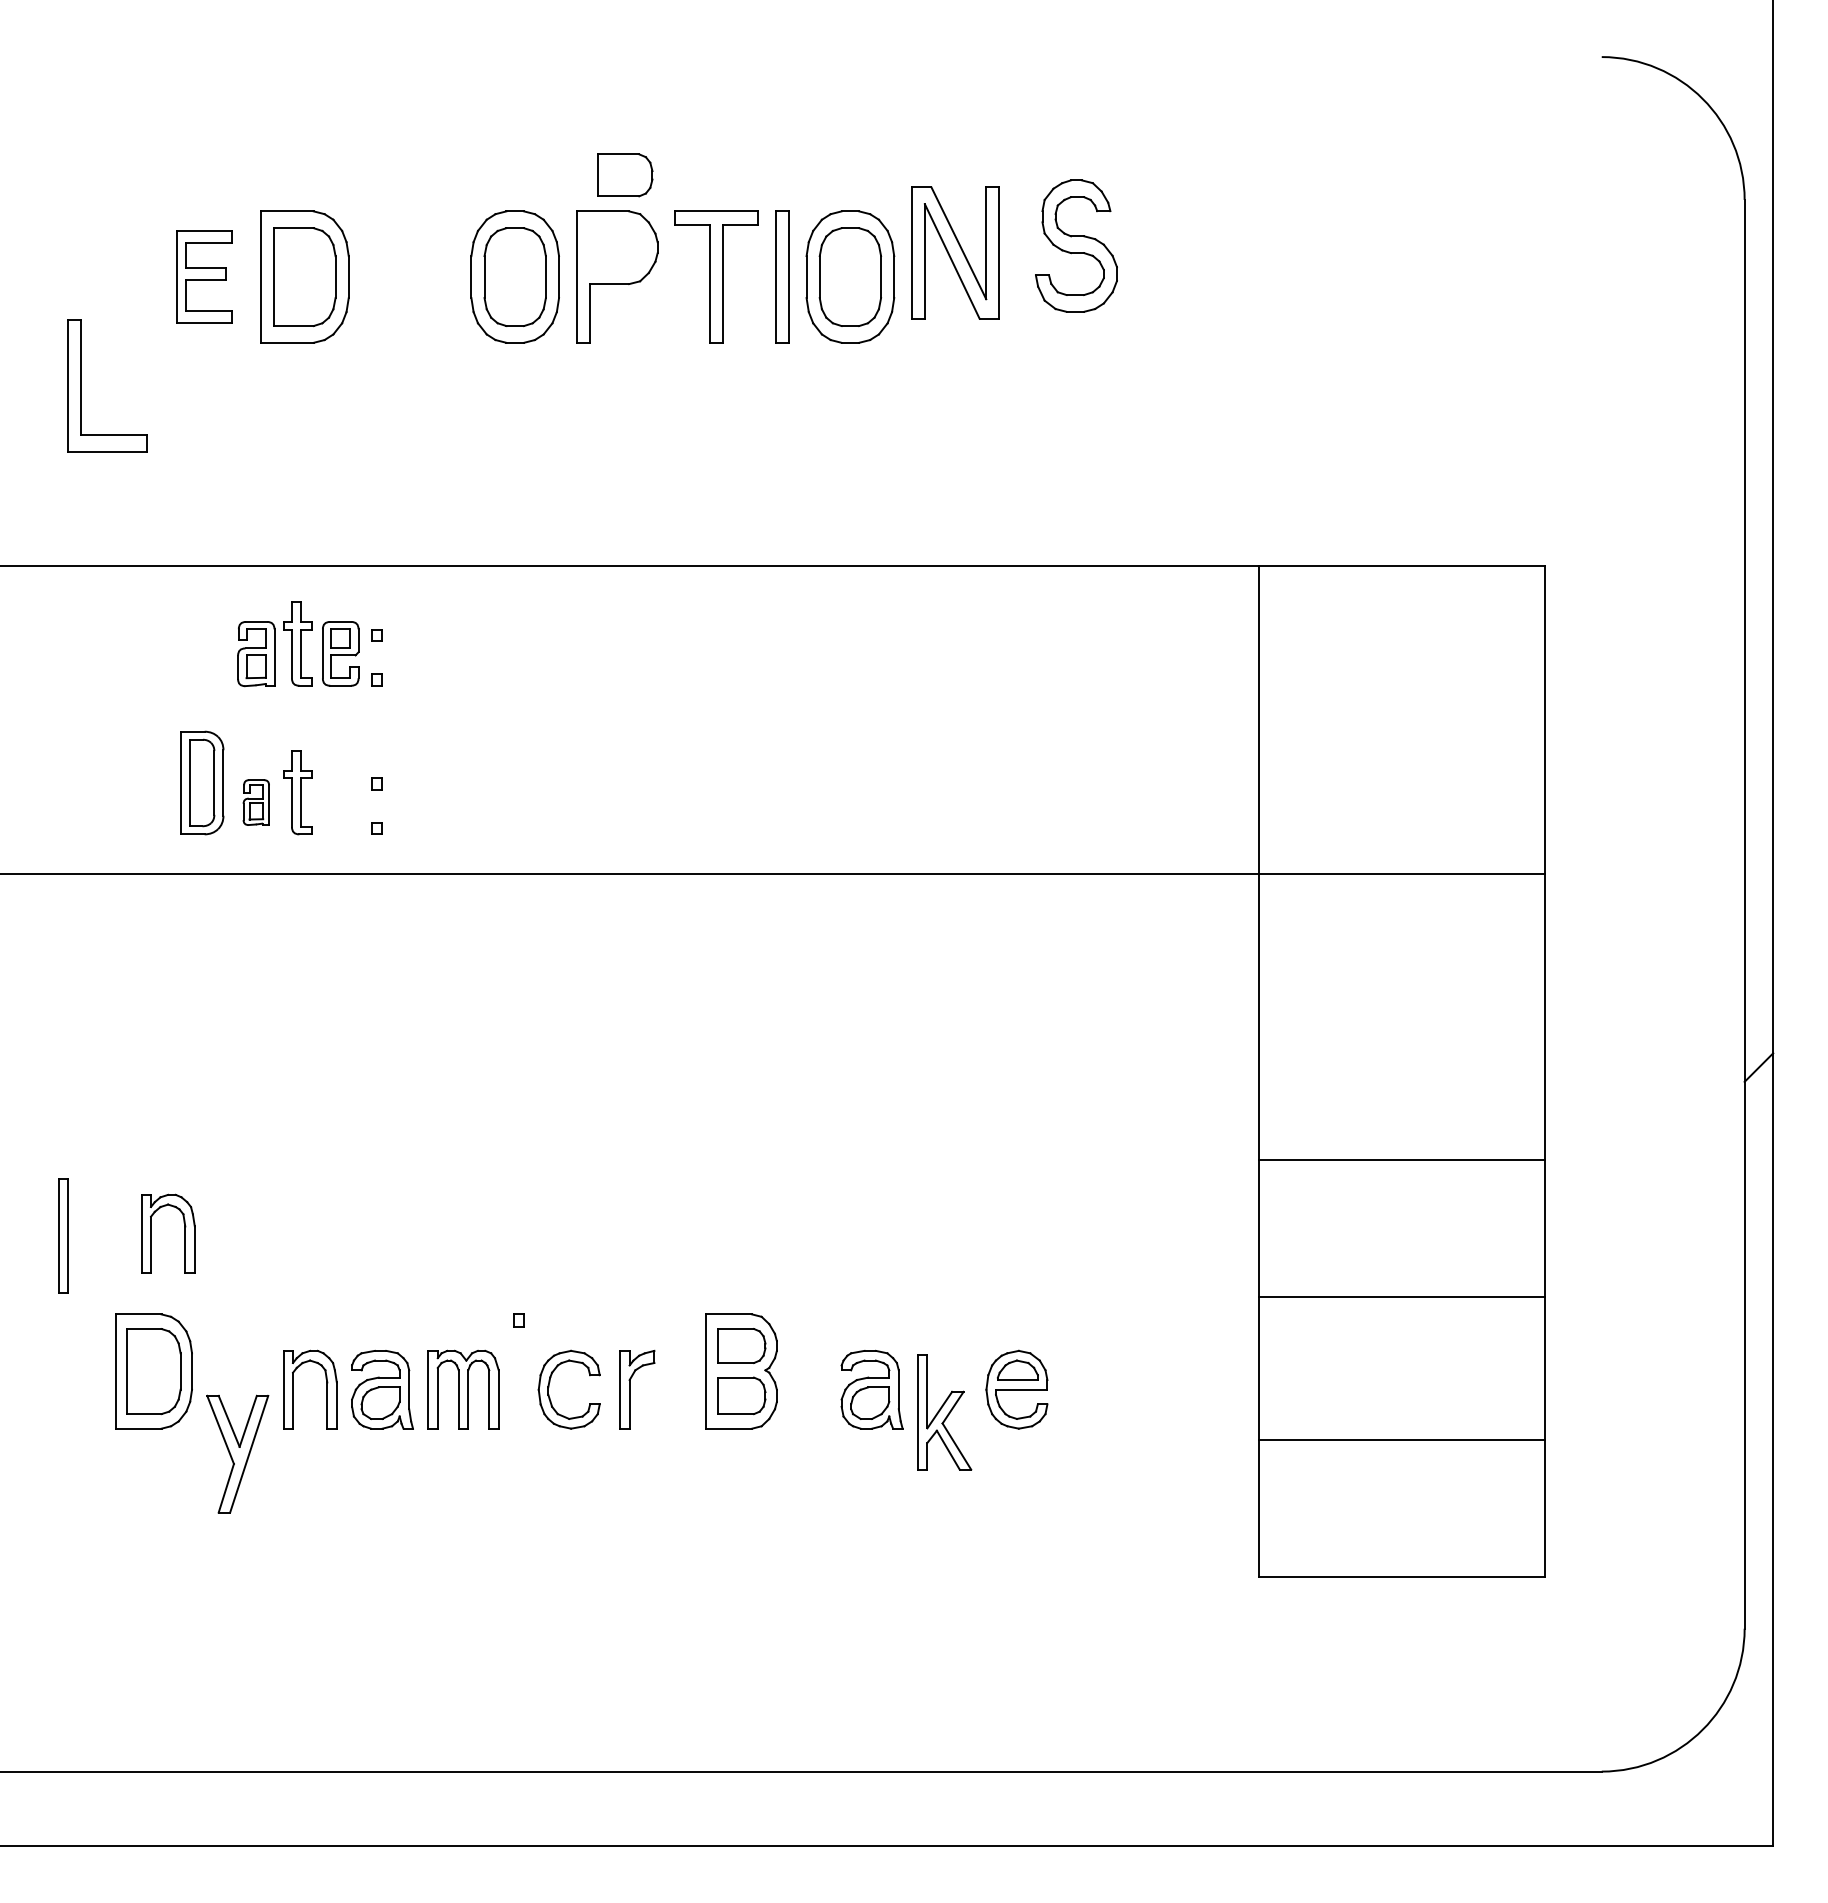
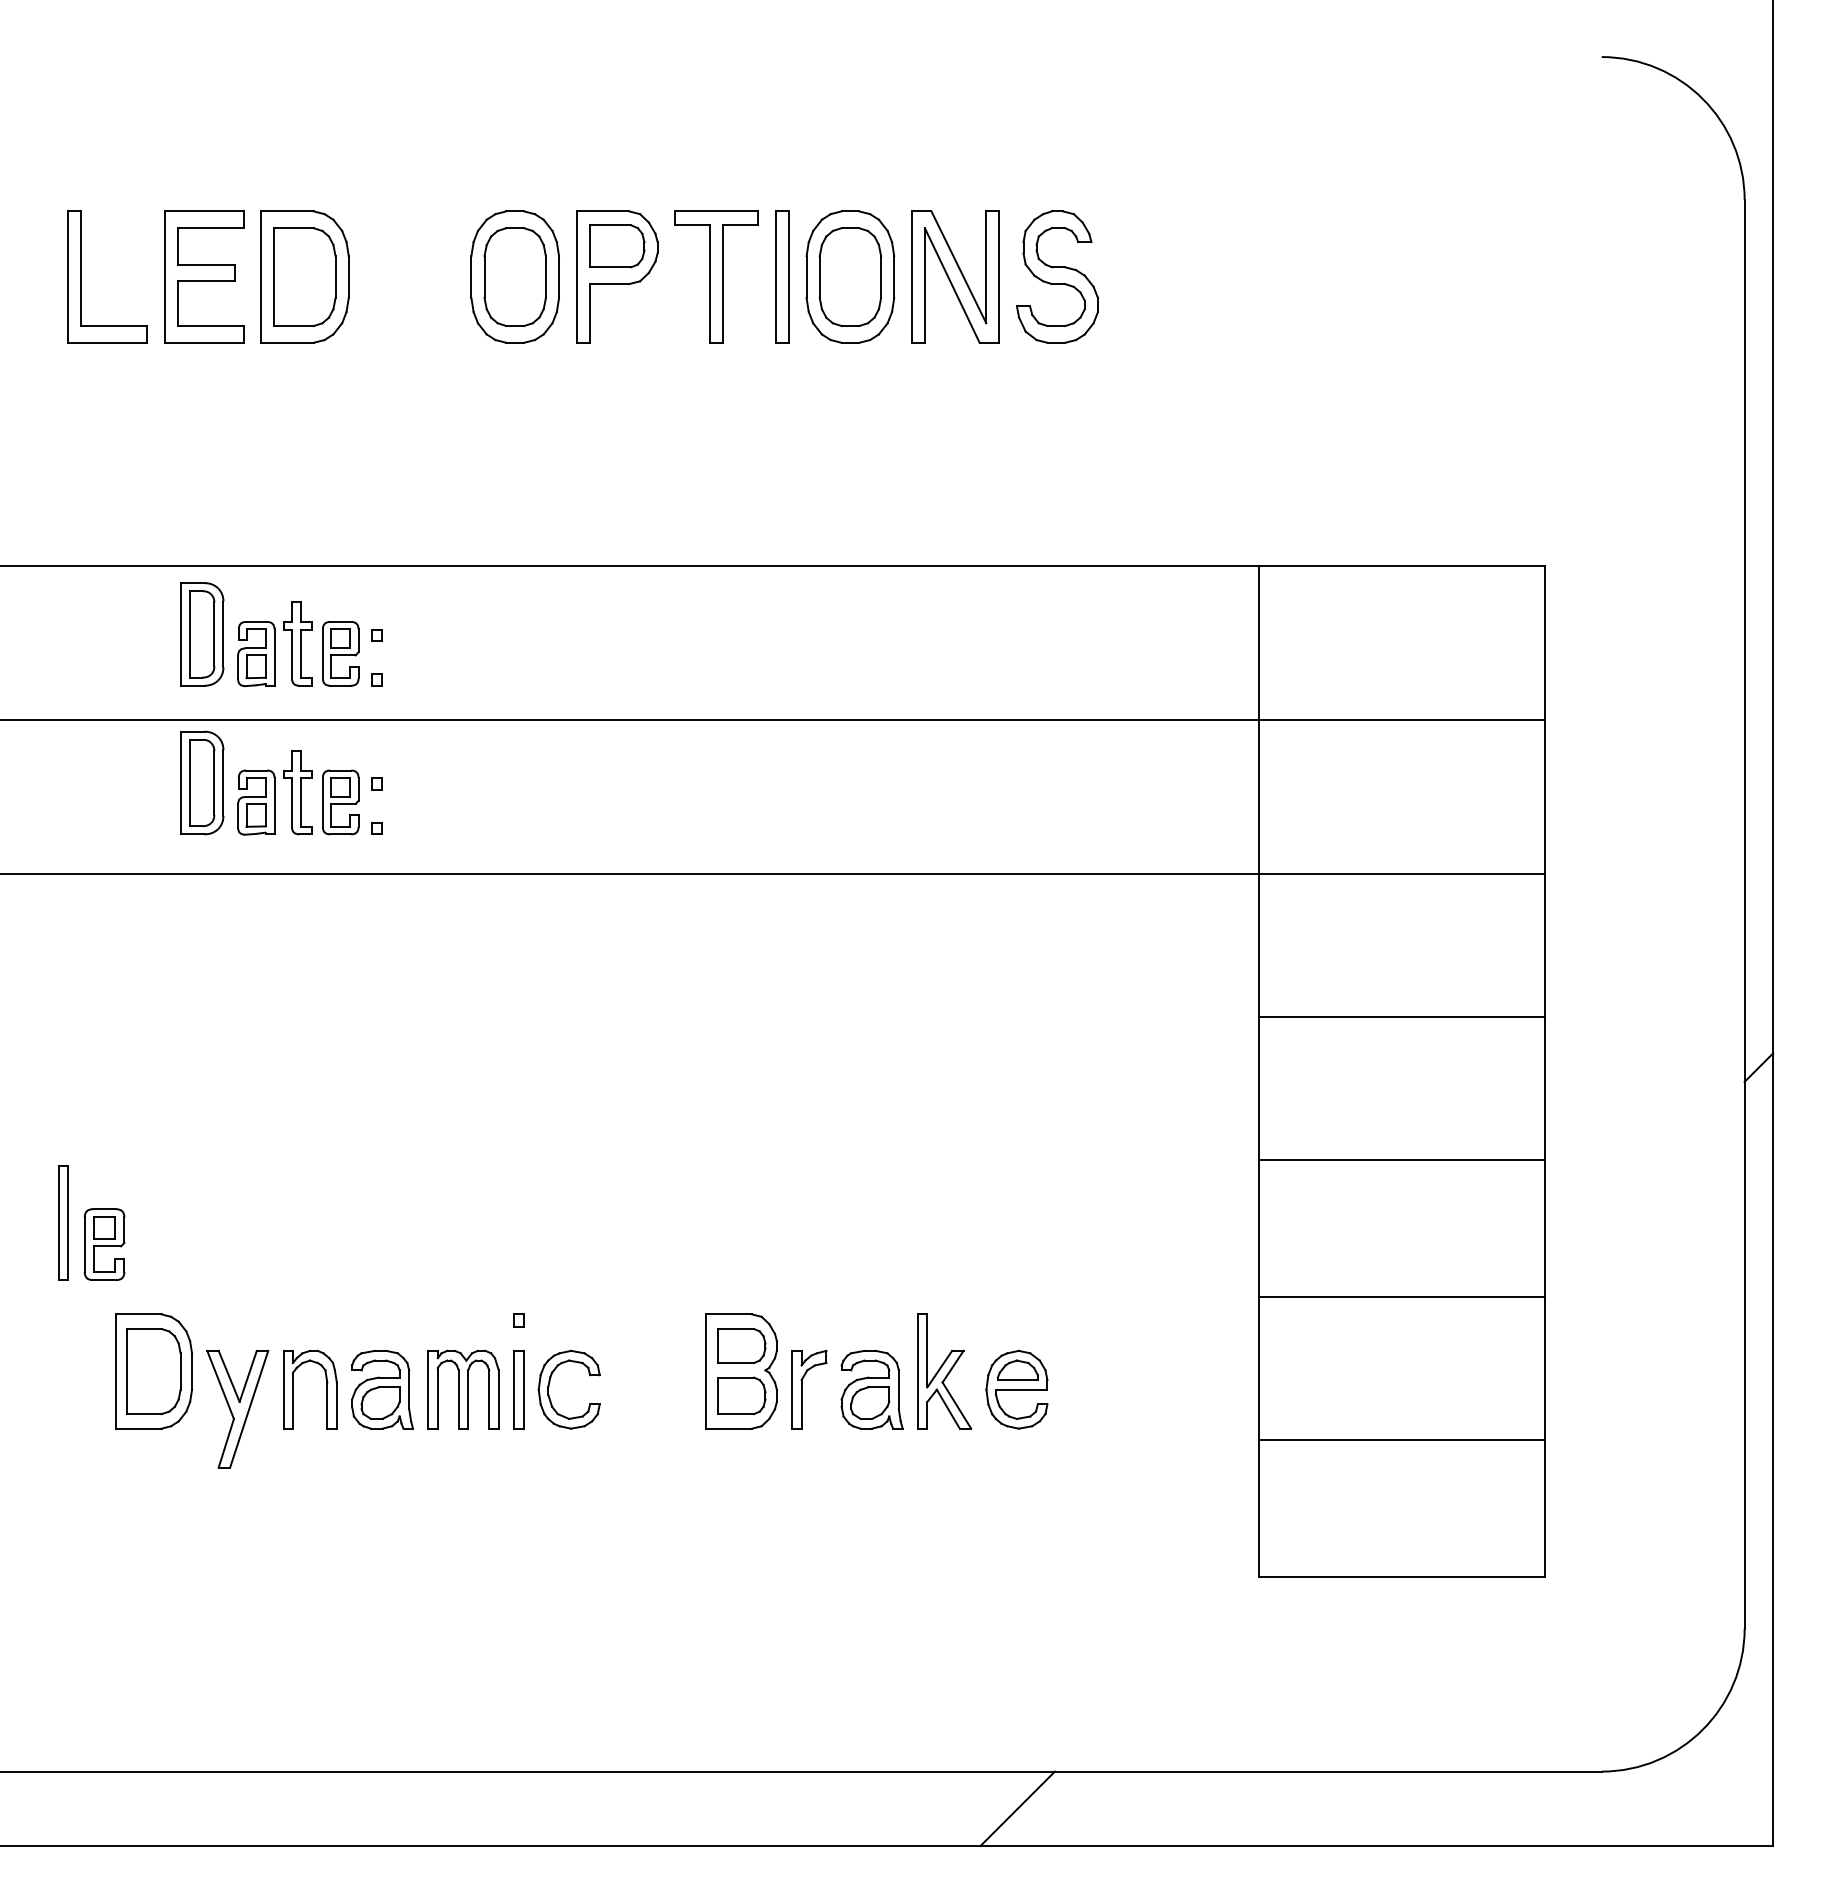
part position: (625, 175) -> (617, 246) (617, 246)
part position: (1076, 245) -> (1057, 276) (1057, 276)
part position: (955, 252) -> (955, 276) (955, 276)
part size: 57x94 px -> 81x134 px (204, 276)
part position: (81, 385) -> (81, 276) (81, 276)
part: none -> present (202, 634)
line: none -> present (773, 720)
part size: 28x47 px -> 39x67 px (256, 802)
part: none -> present (340, 802)
line: none -> present (1401, 1017)
part: present -> none (184, 1233)
part position: (63, 1235) -> (63, 1222) (63, 1222)
part: none -> present (104, 1244)
part: none -> present (518, 1389)
part position: (630, 1389) -> (802, 1389) (802, 1389)
part position: (944, 1412) -> (944, 1371) (944, 1371)
part position: (237, 1453) -> (237, 1408) (237, 1408)
line: none -> present (1017, 1808)
